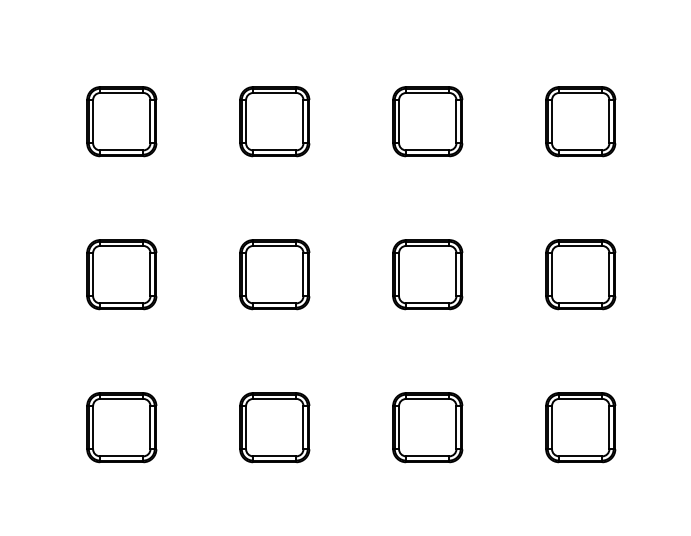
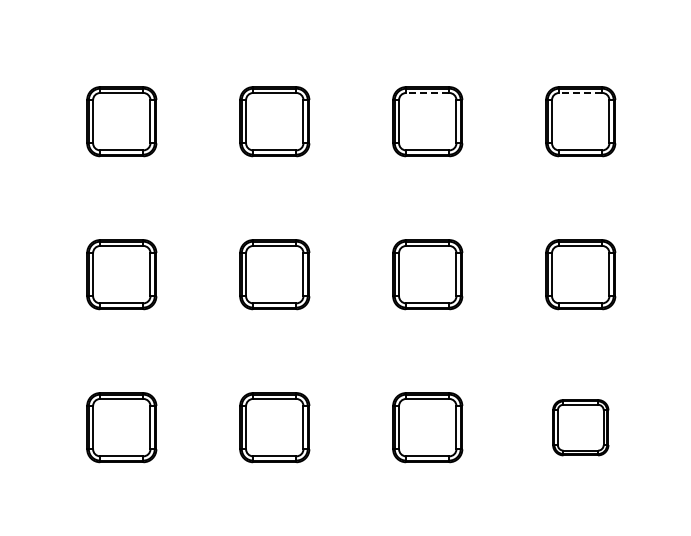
line: solid -> dashed (427, 93)
line: solid -> dashed (580, 93)
part size: 72x72 px -> 58x58 px (580, 427)
